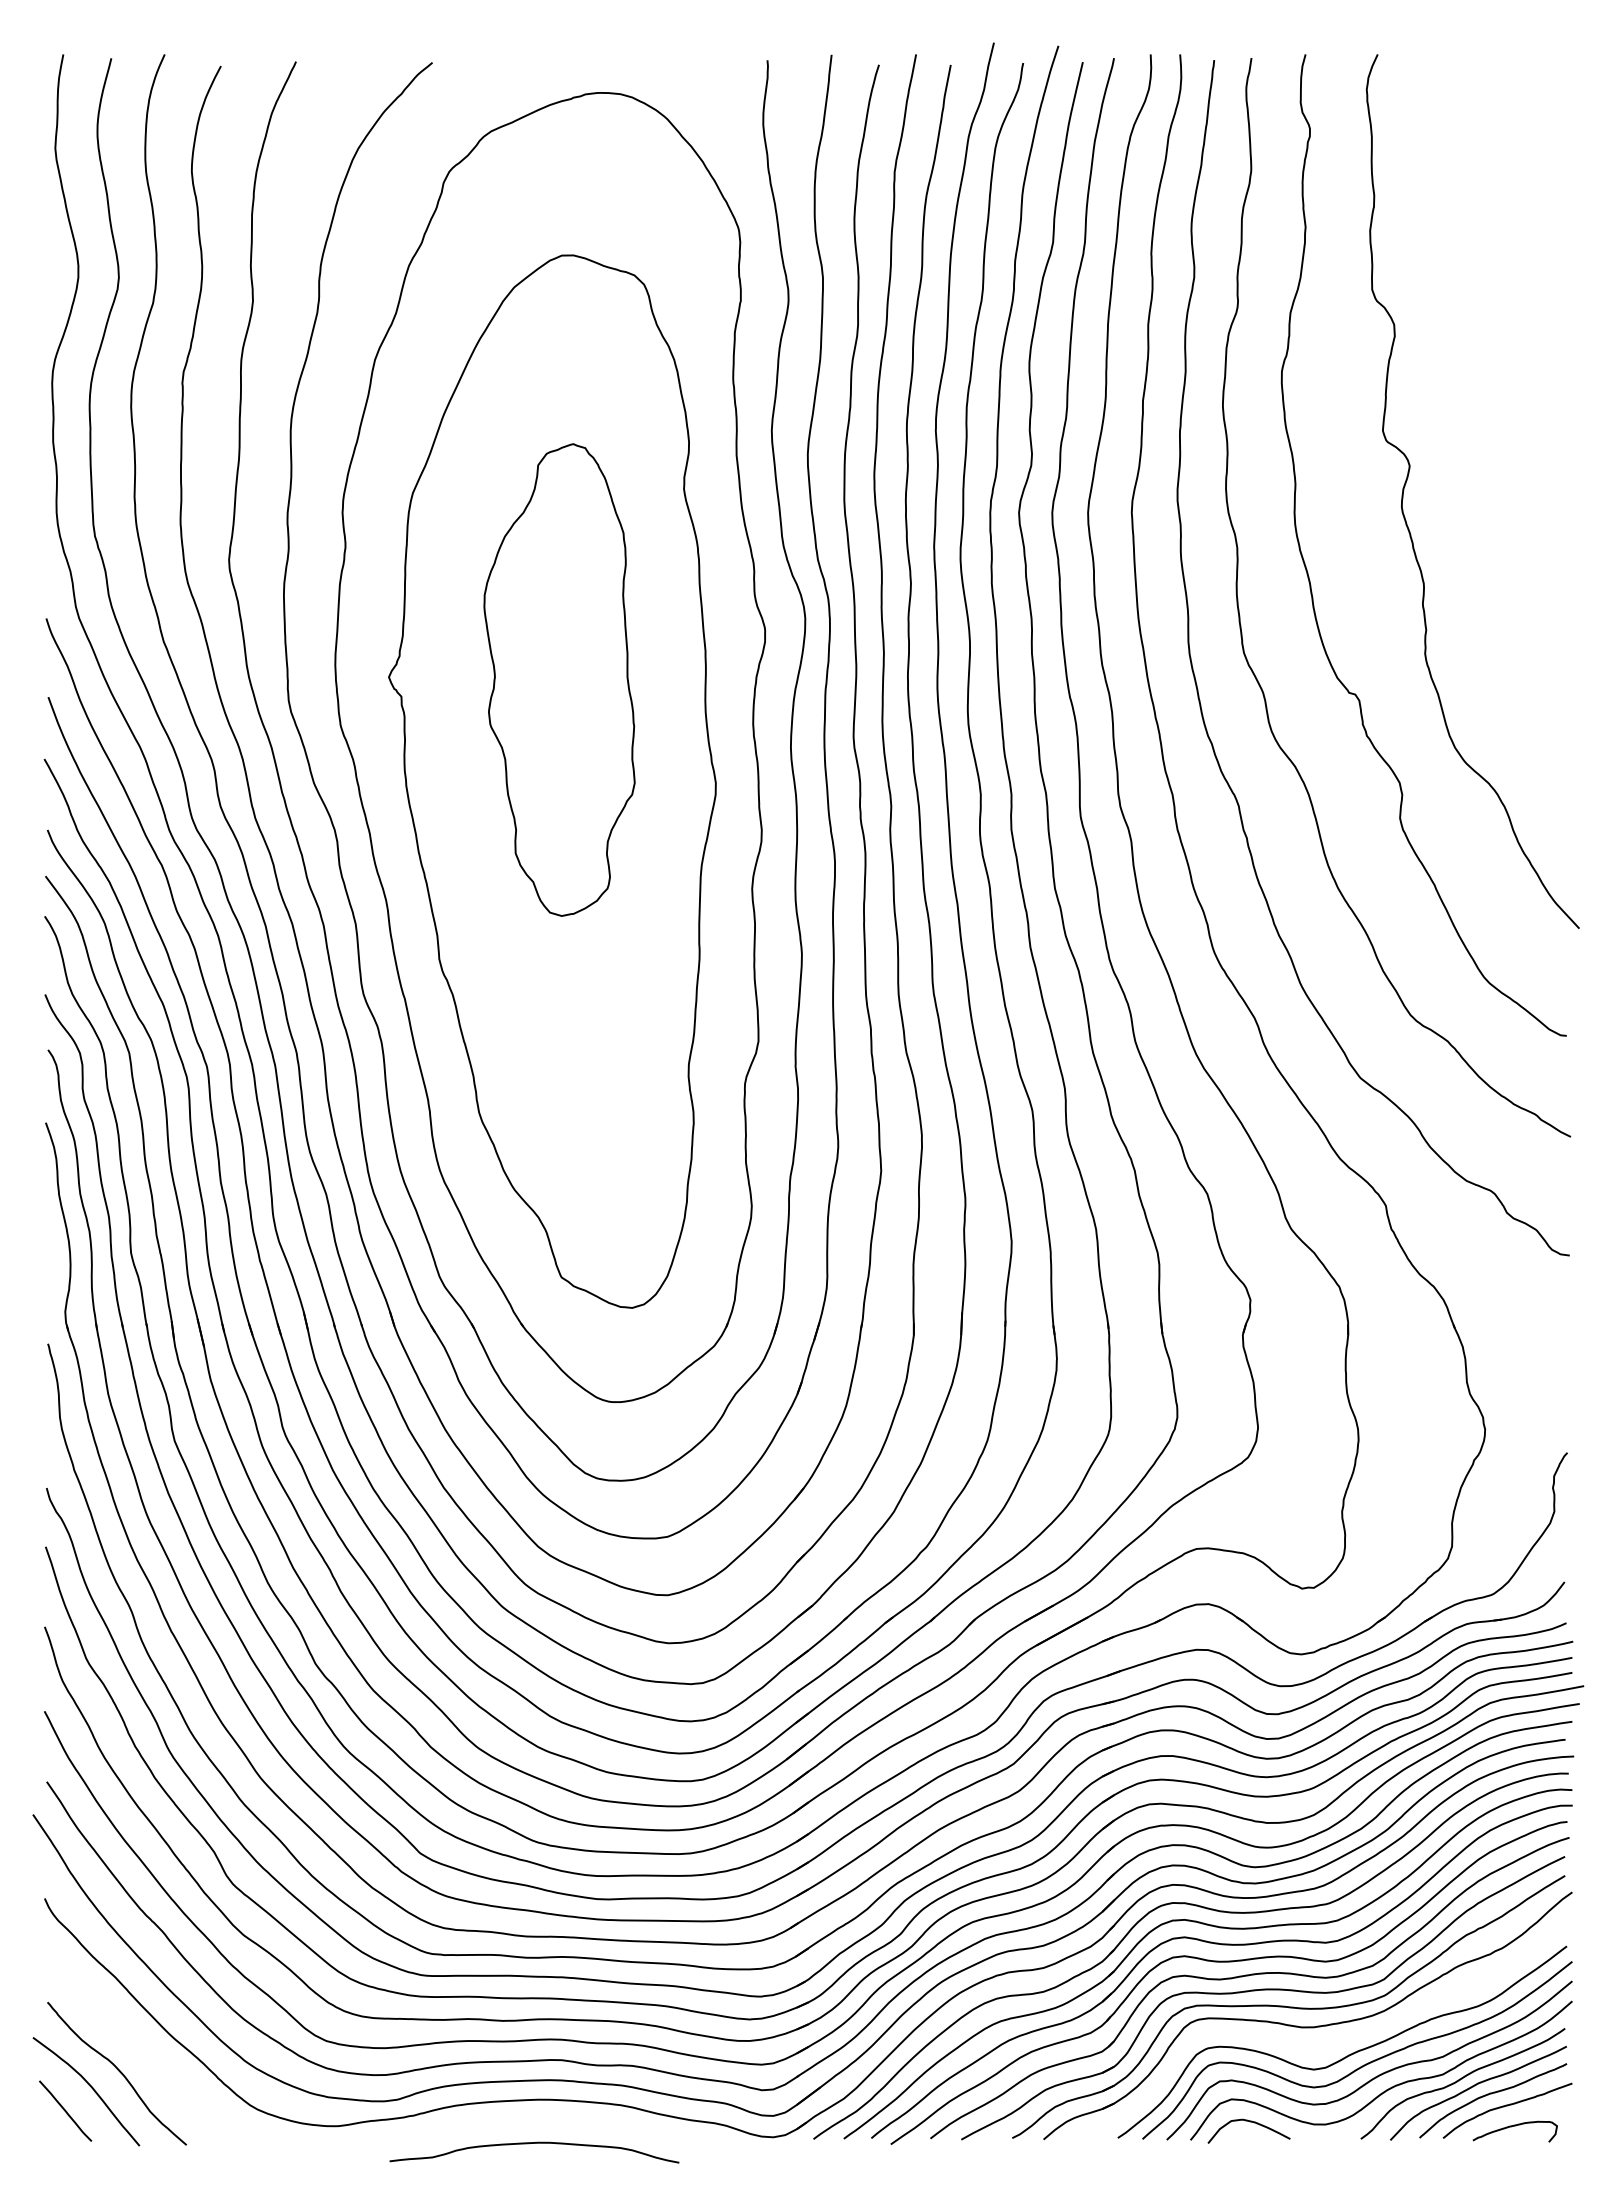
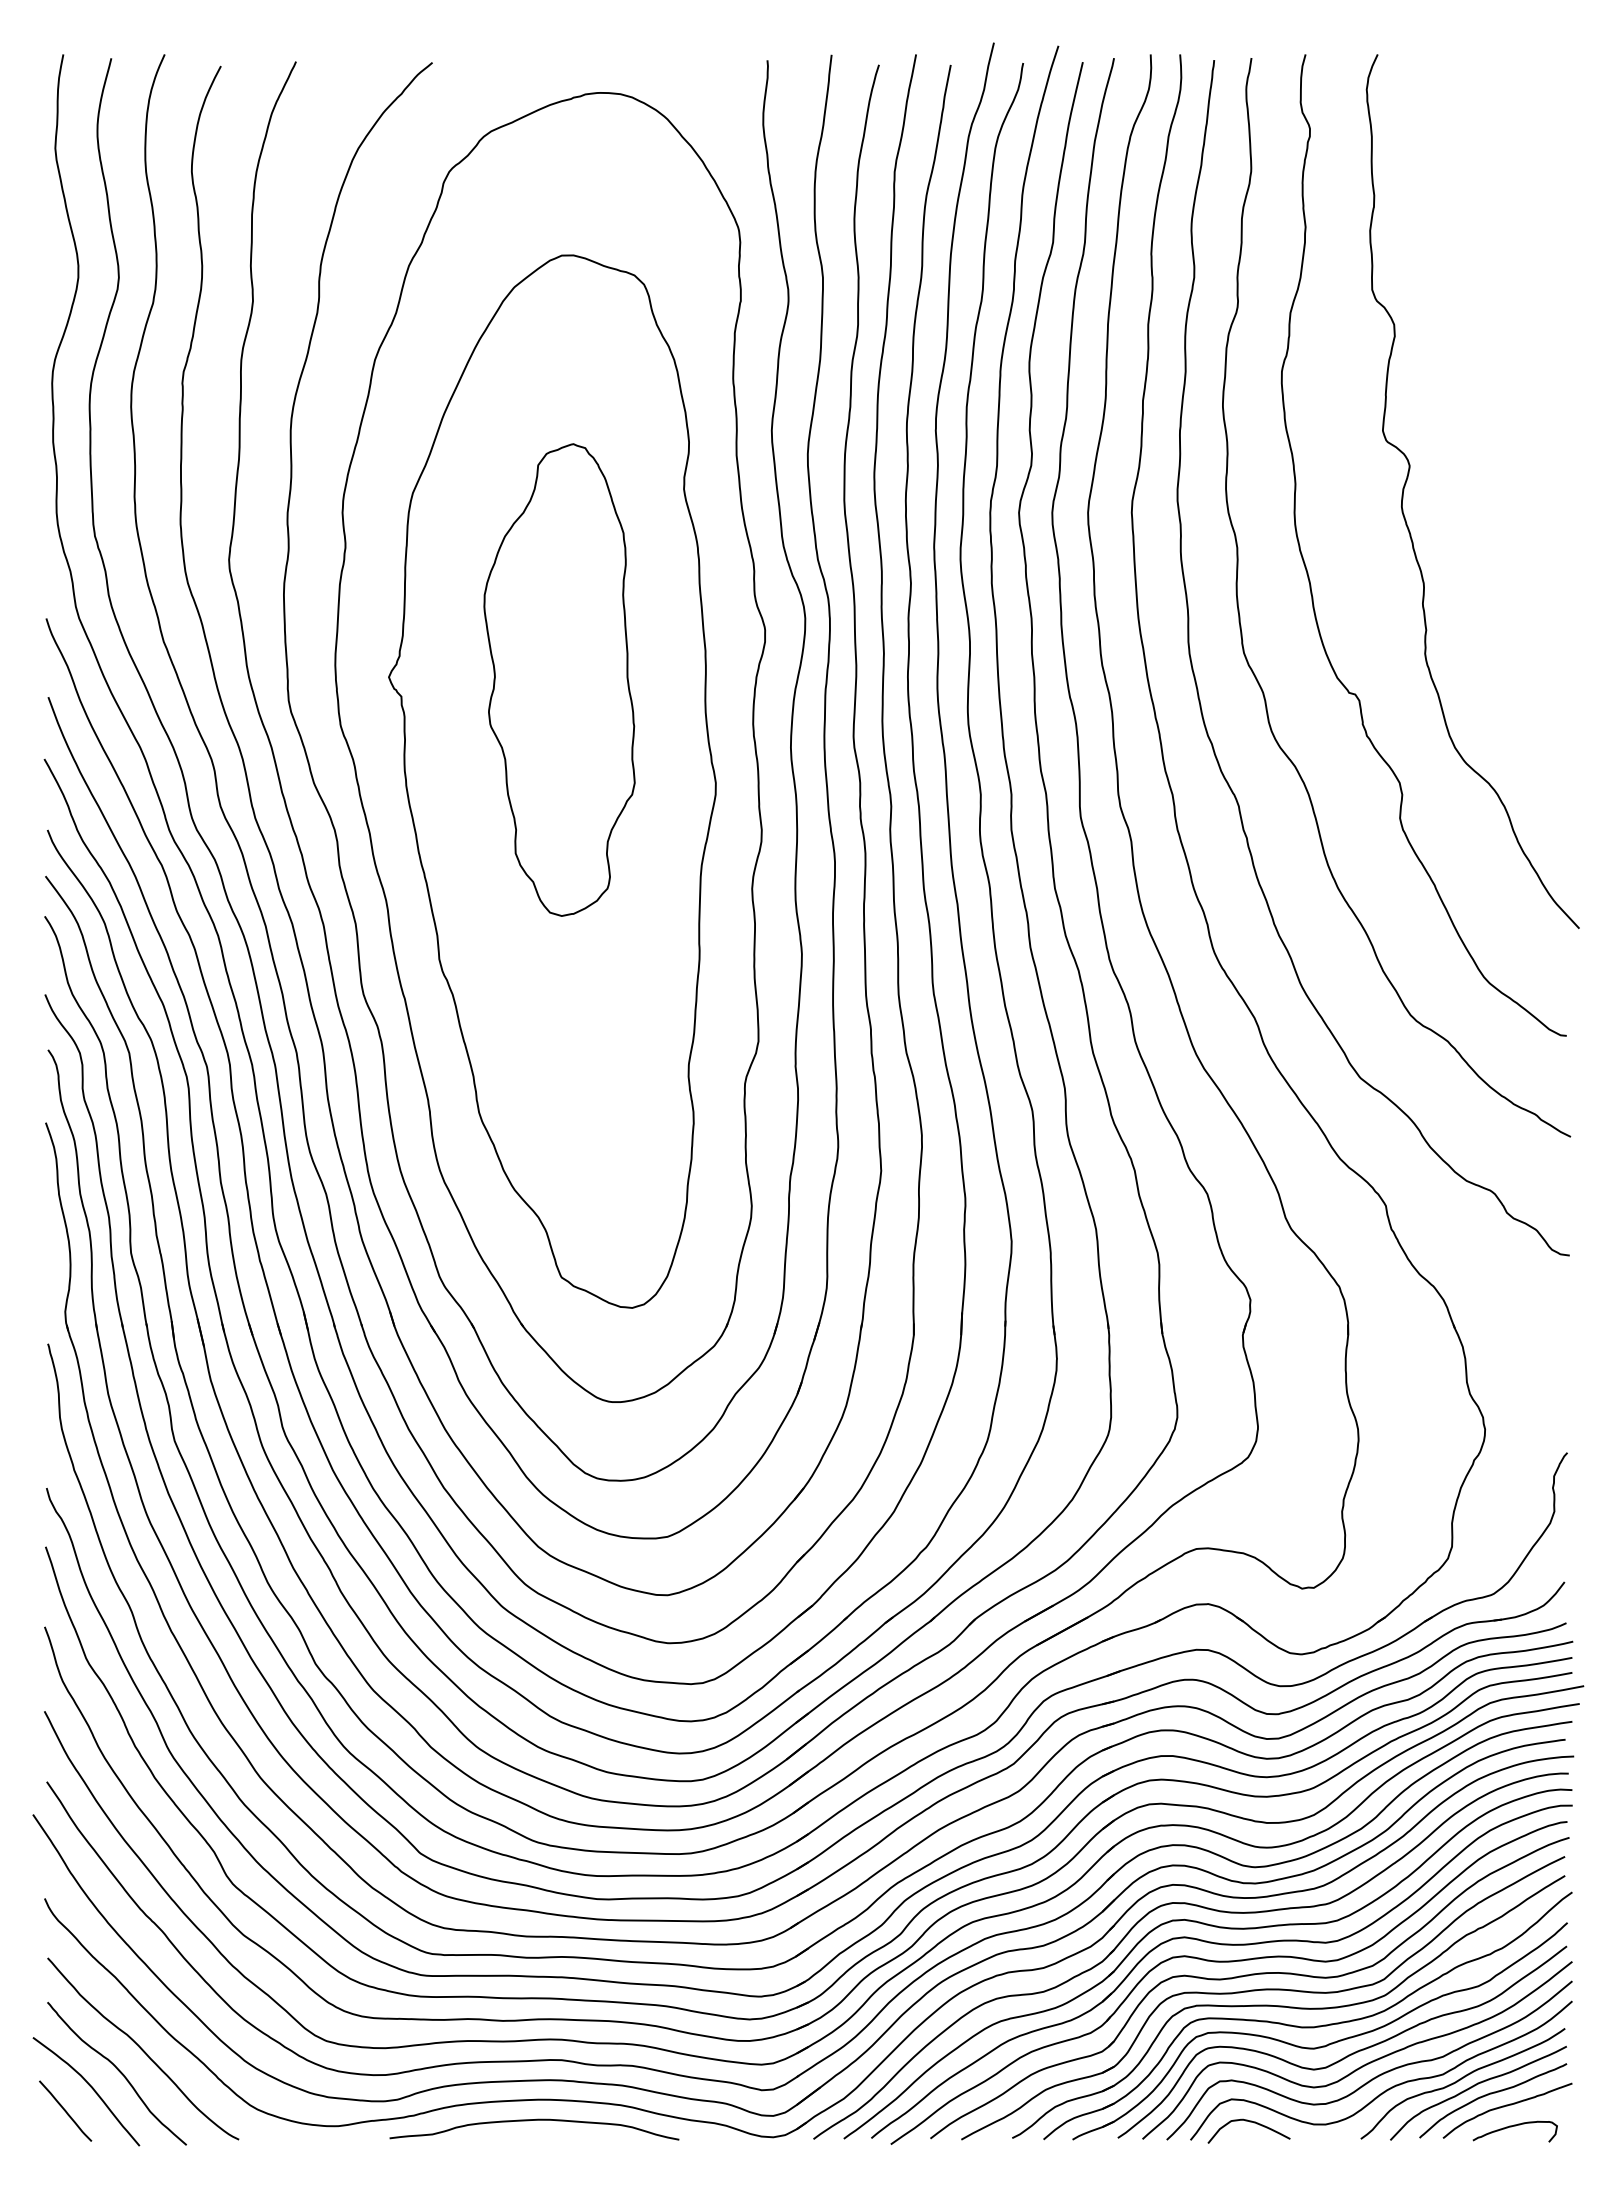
part: none -> present (1322, 2045)
curve: none -> present (142, 2048)
curve position: (534, 2143) -> (534, 2120) (534, 2120)
